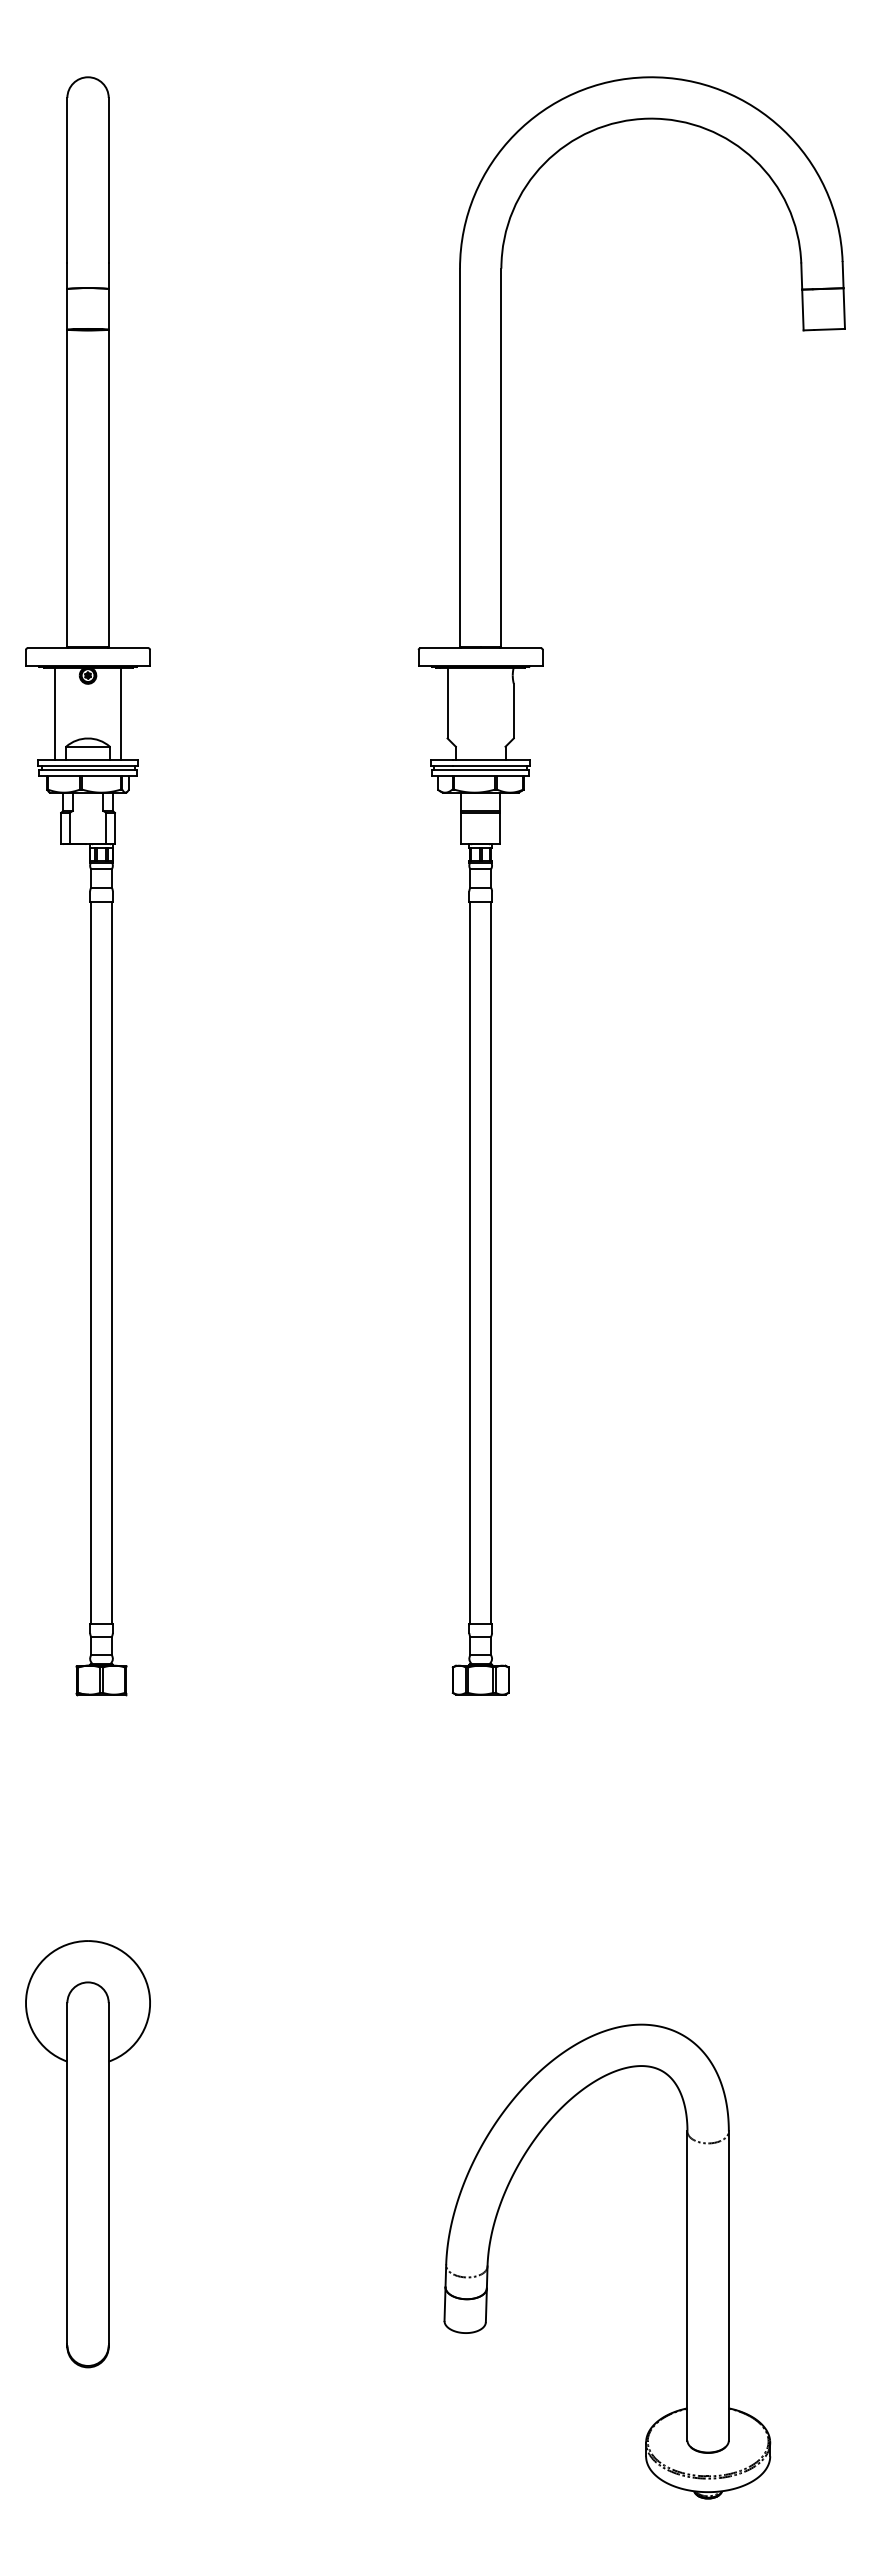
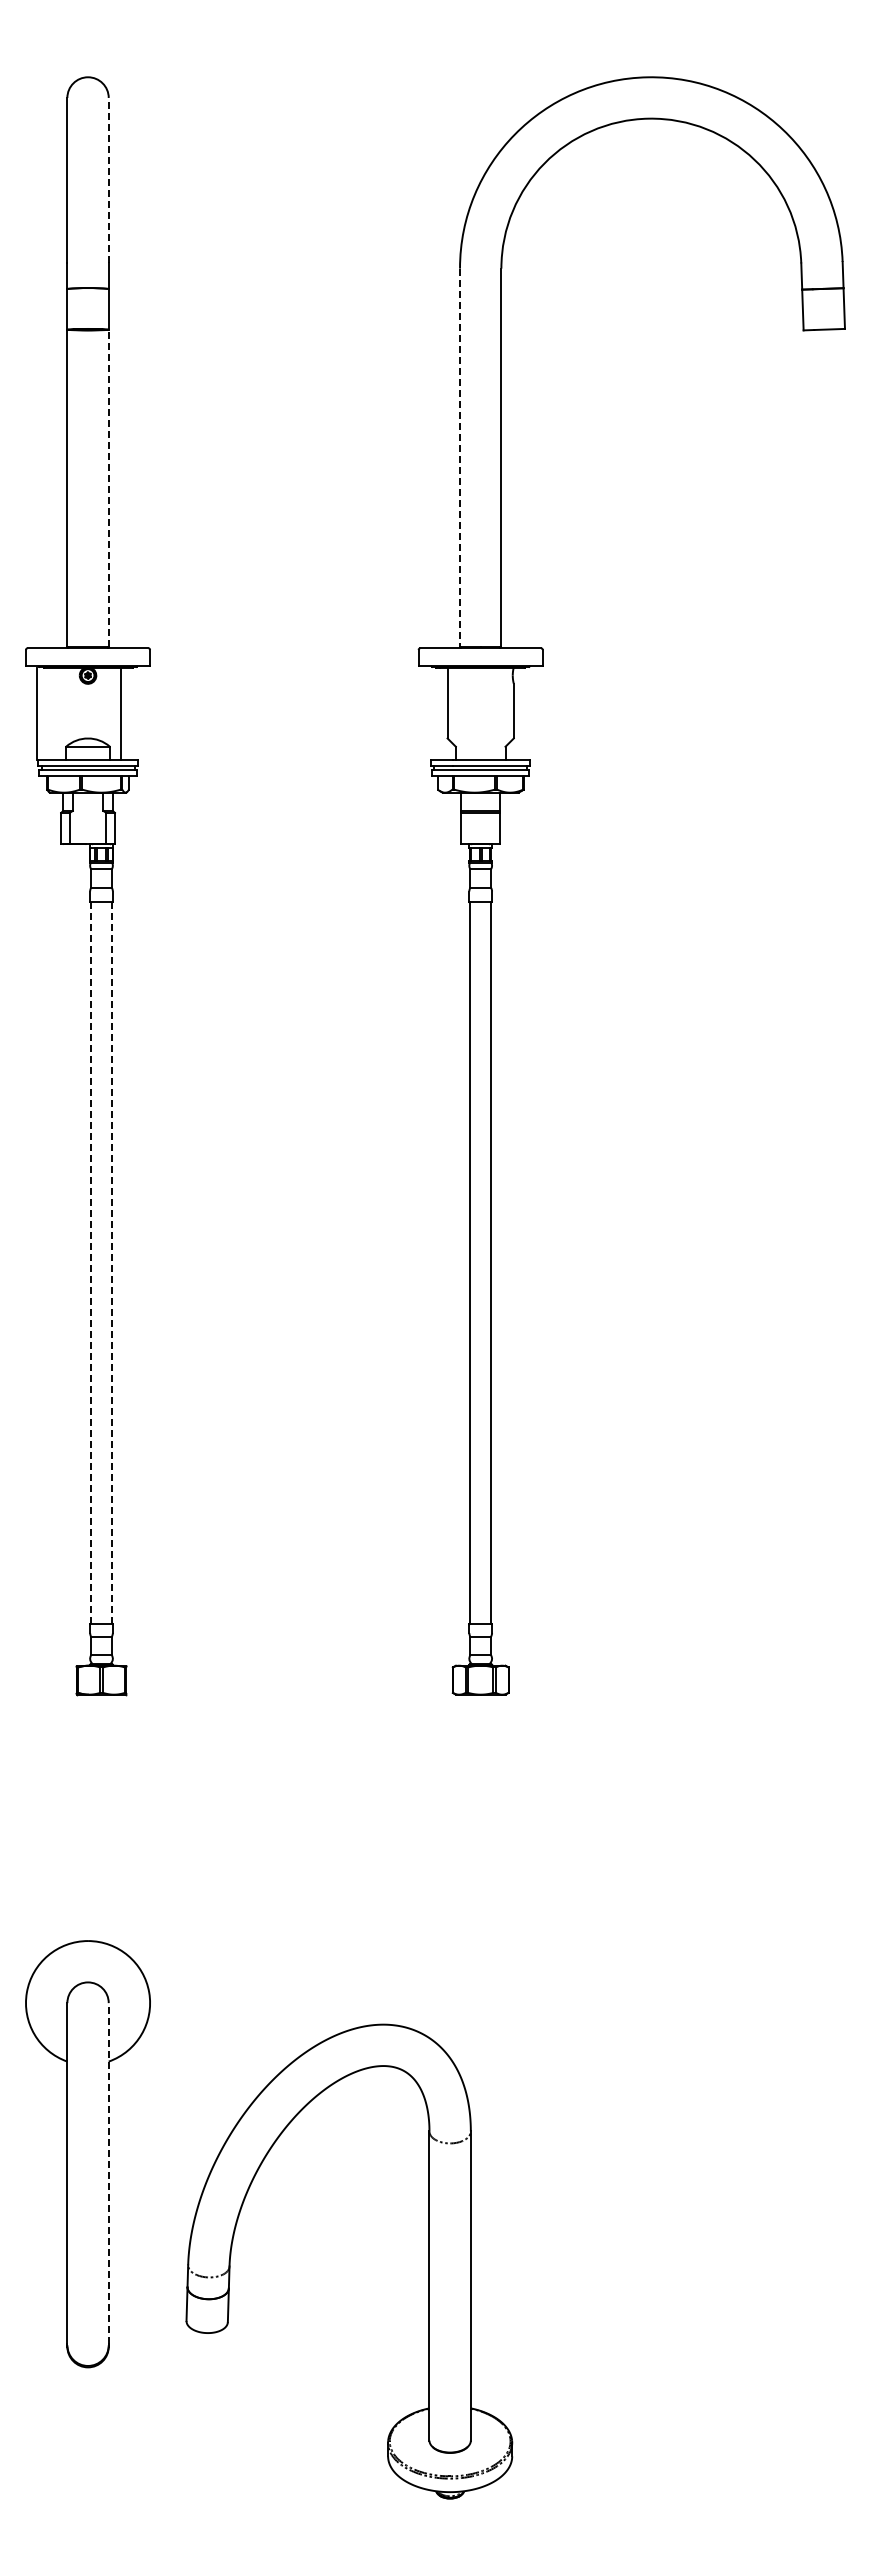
line: solid -> dashed (108, 179)
line: solid -> dashed (460, 458)
line: solid -> dashed (108, 488)
line position: (54, 713) -> (36, 713) (36, 713)
line: solid -> dashed (111, 1262)
line: solid -> dashed (91, 1263)
line: solid -> dashed (108, 2173)
part position: (686, 2261) -> (428, 2261) (428, 2261)
